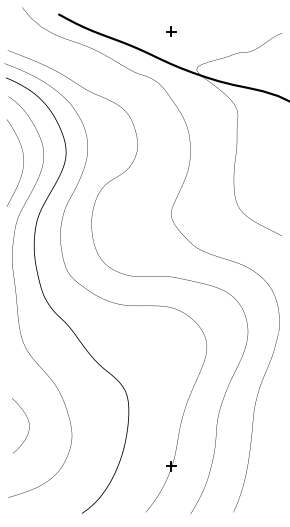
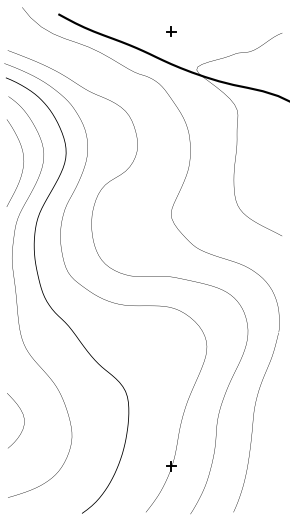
curve position: (28, 422) -> (23, 417) (23, 417)
